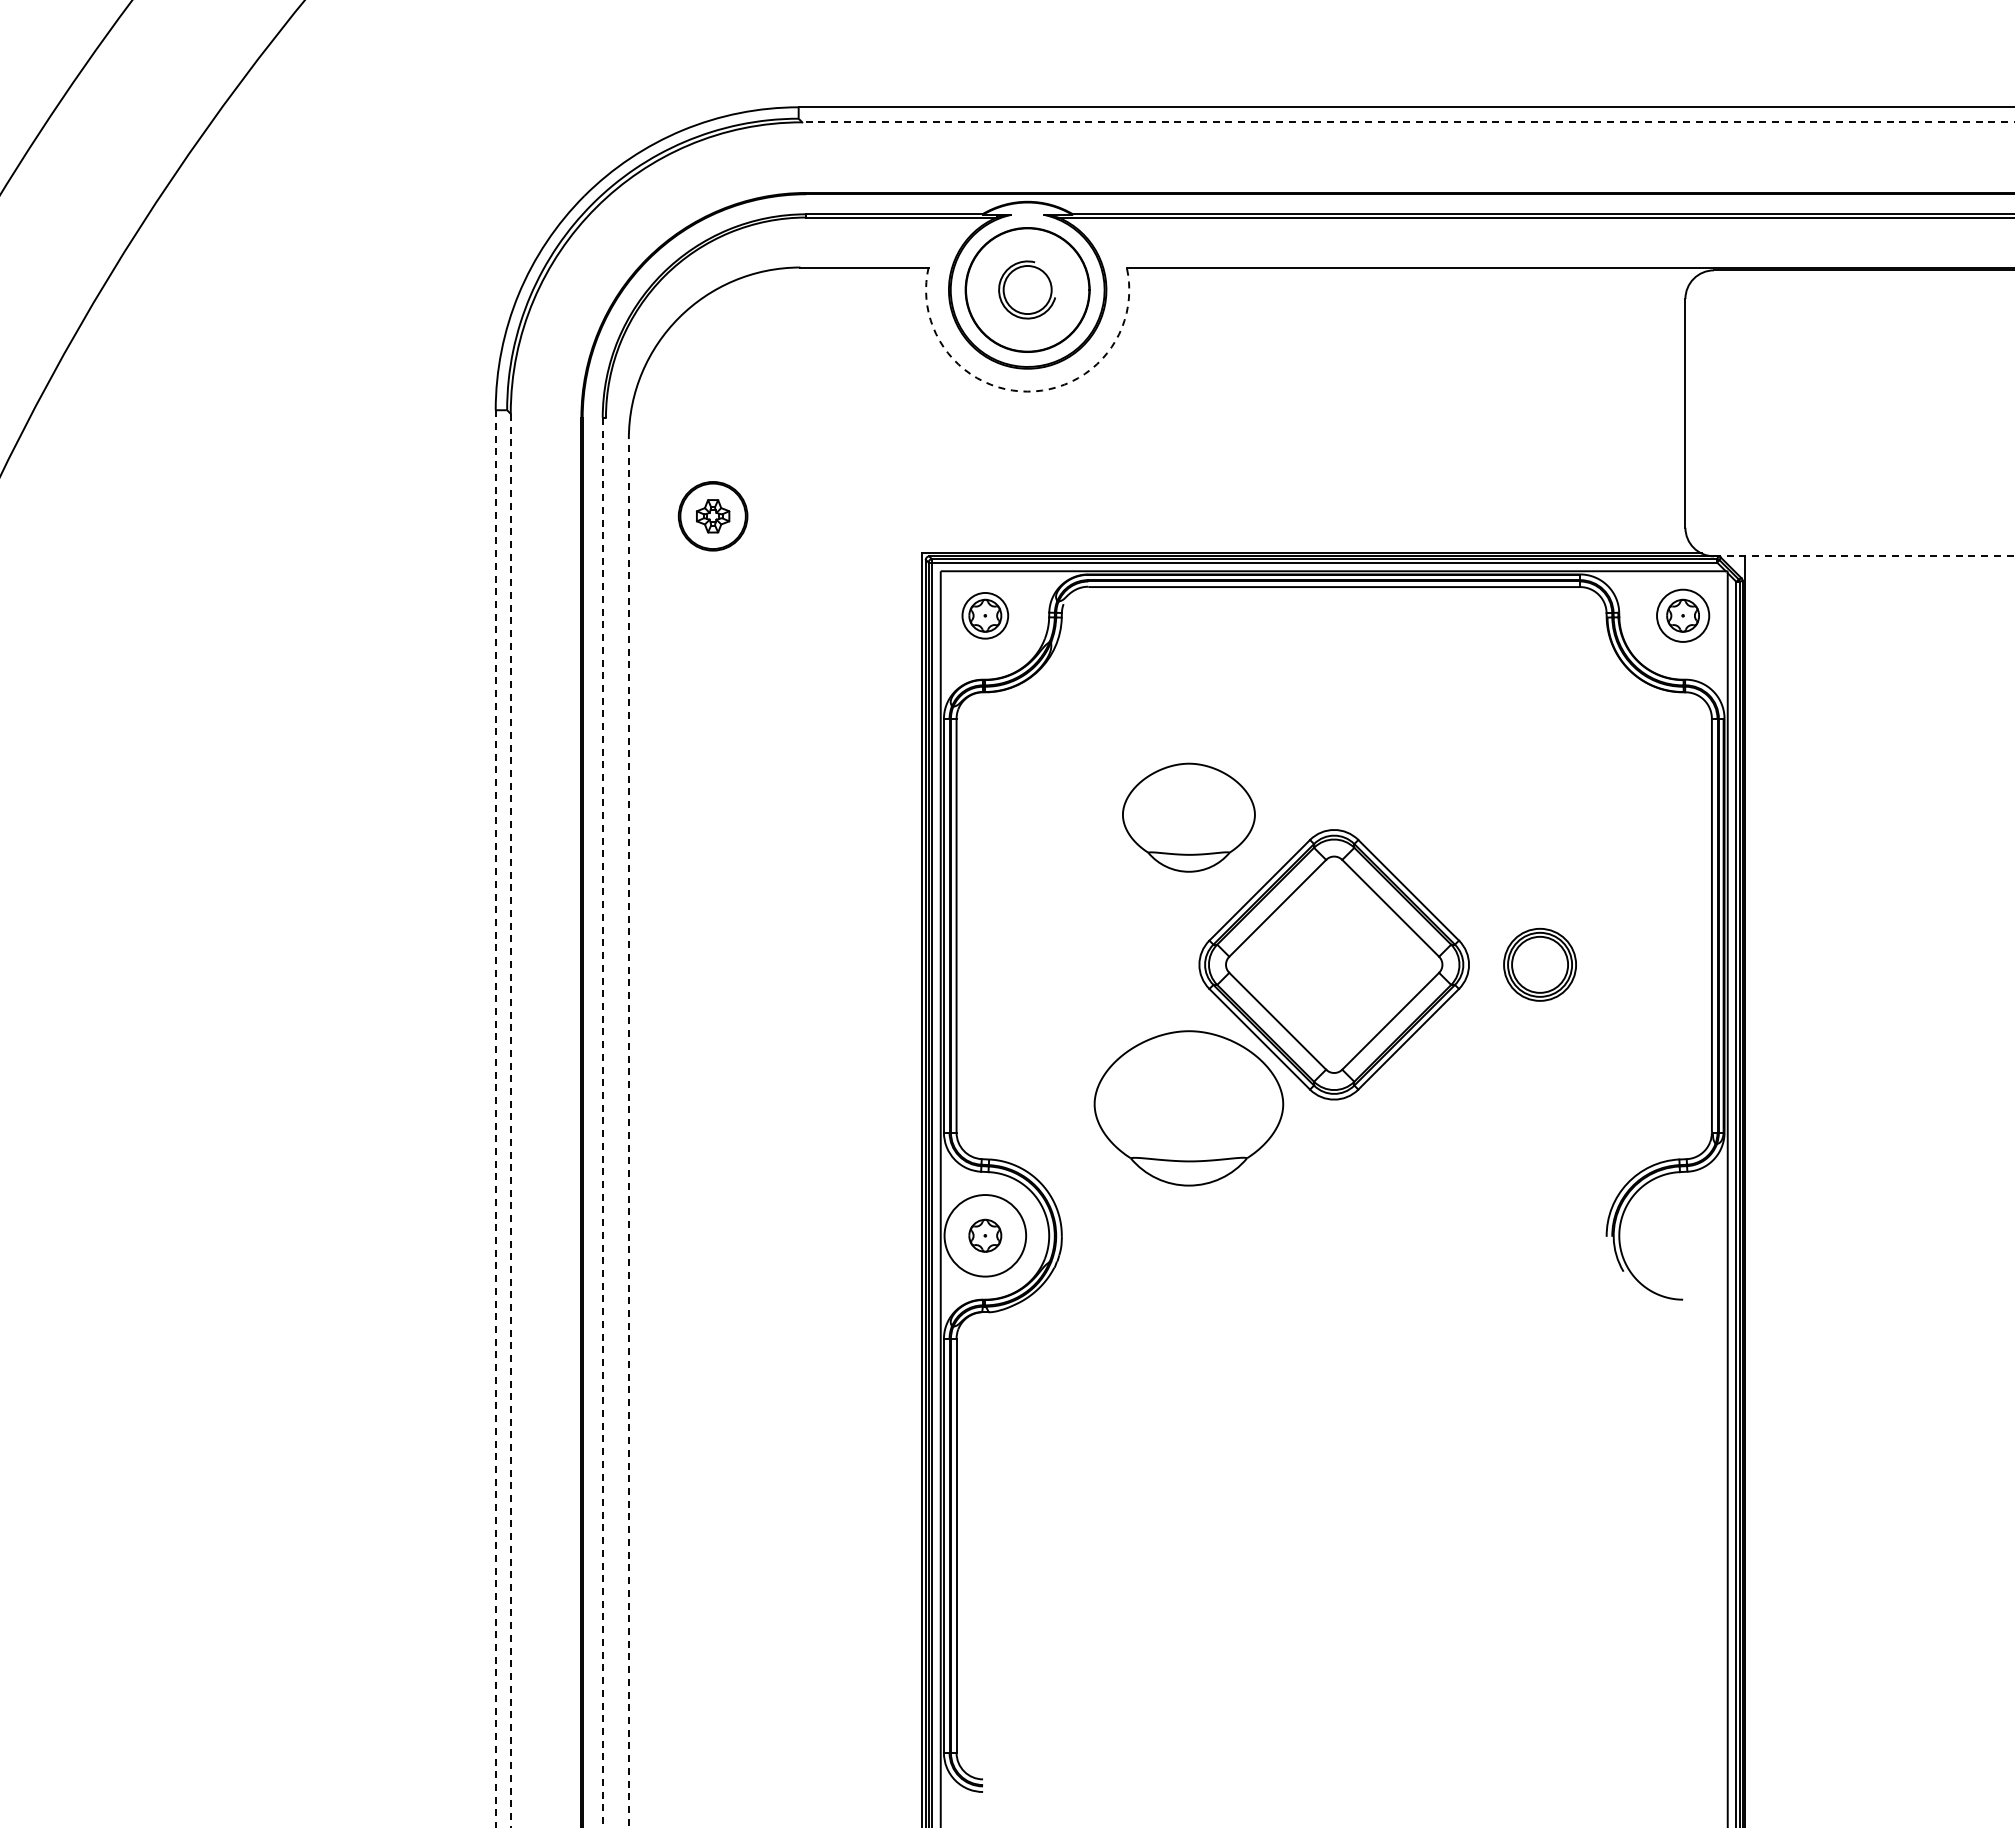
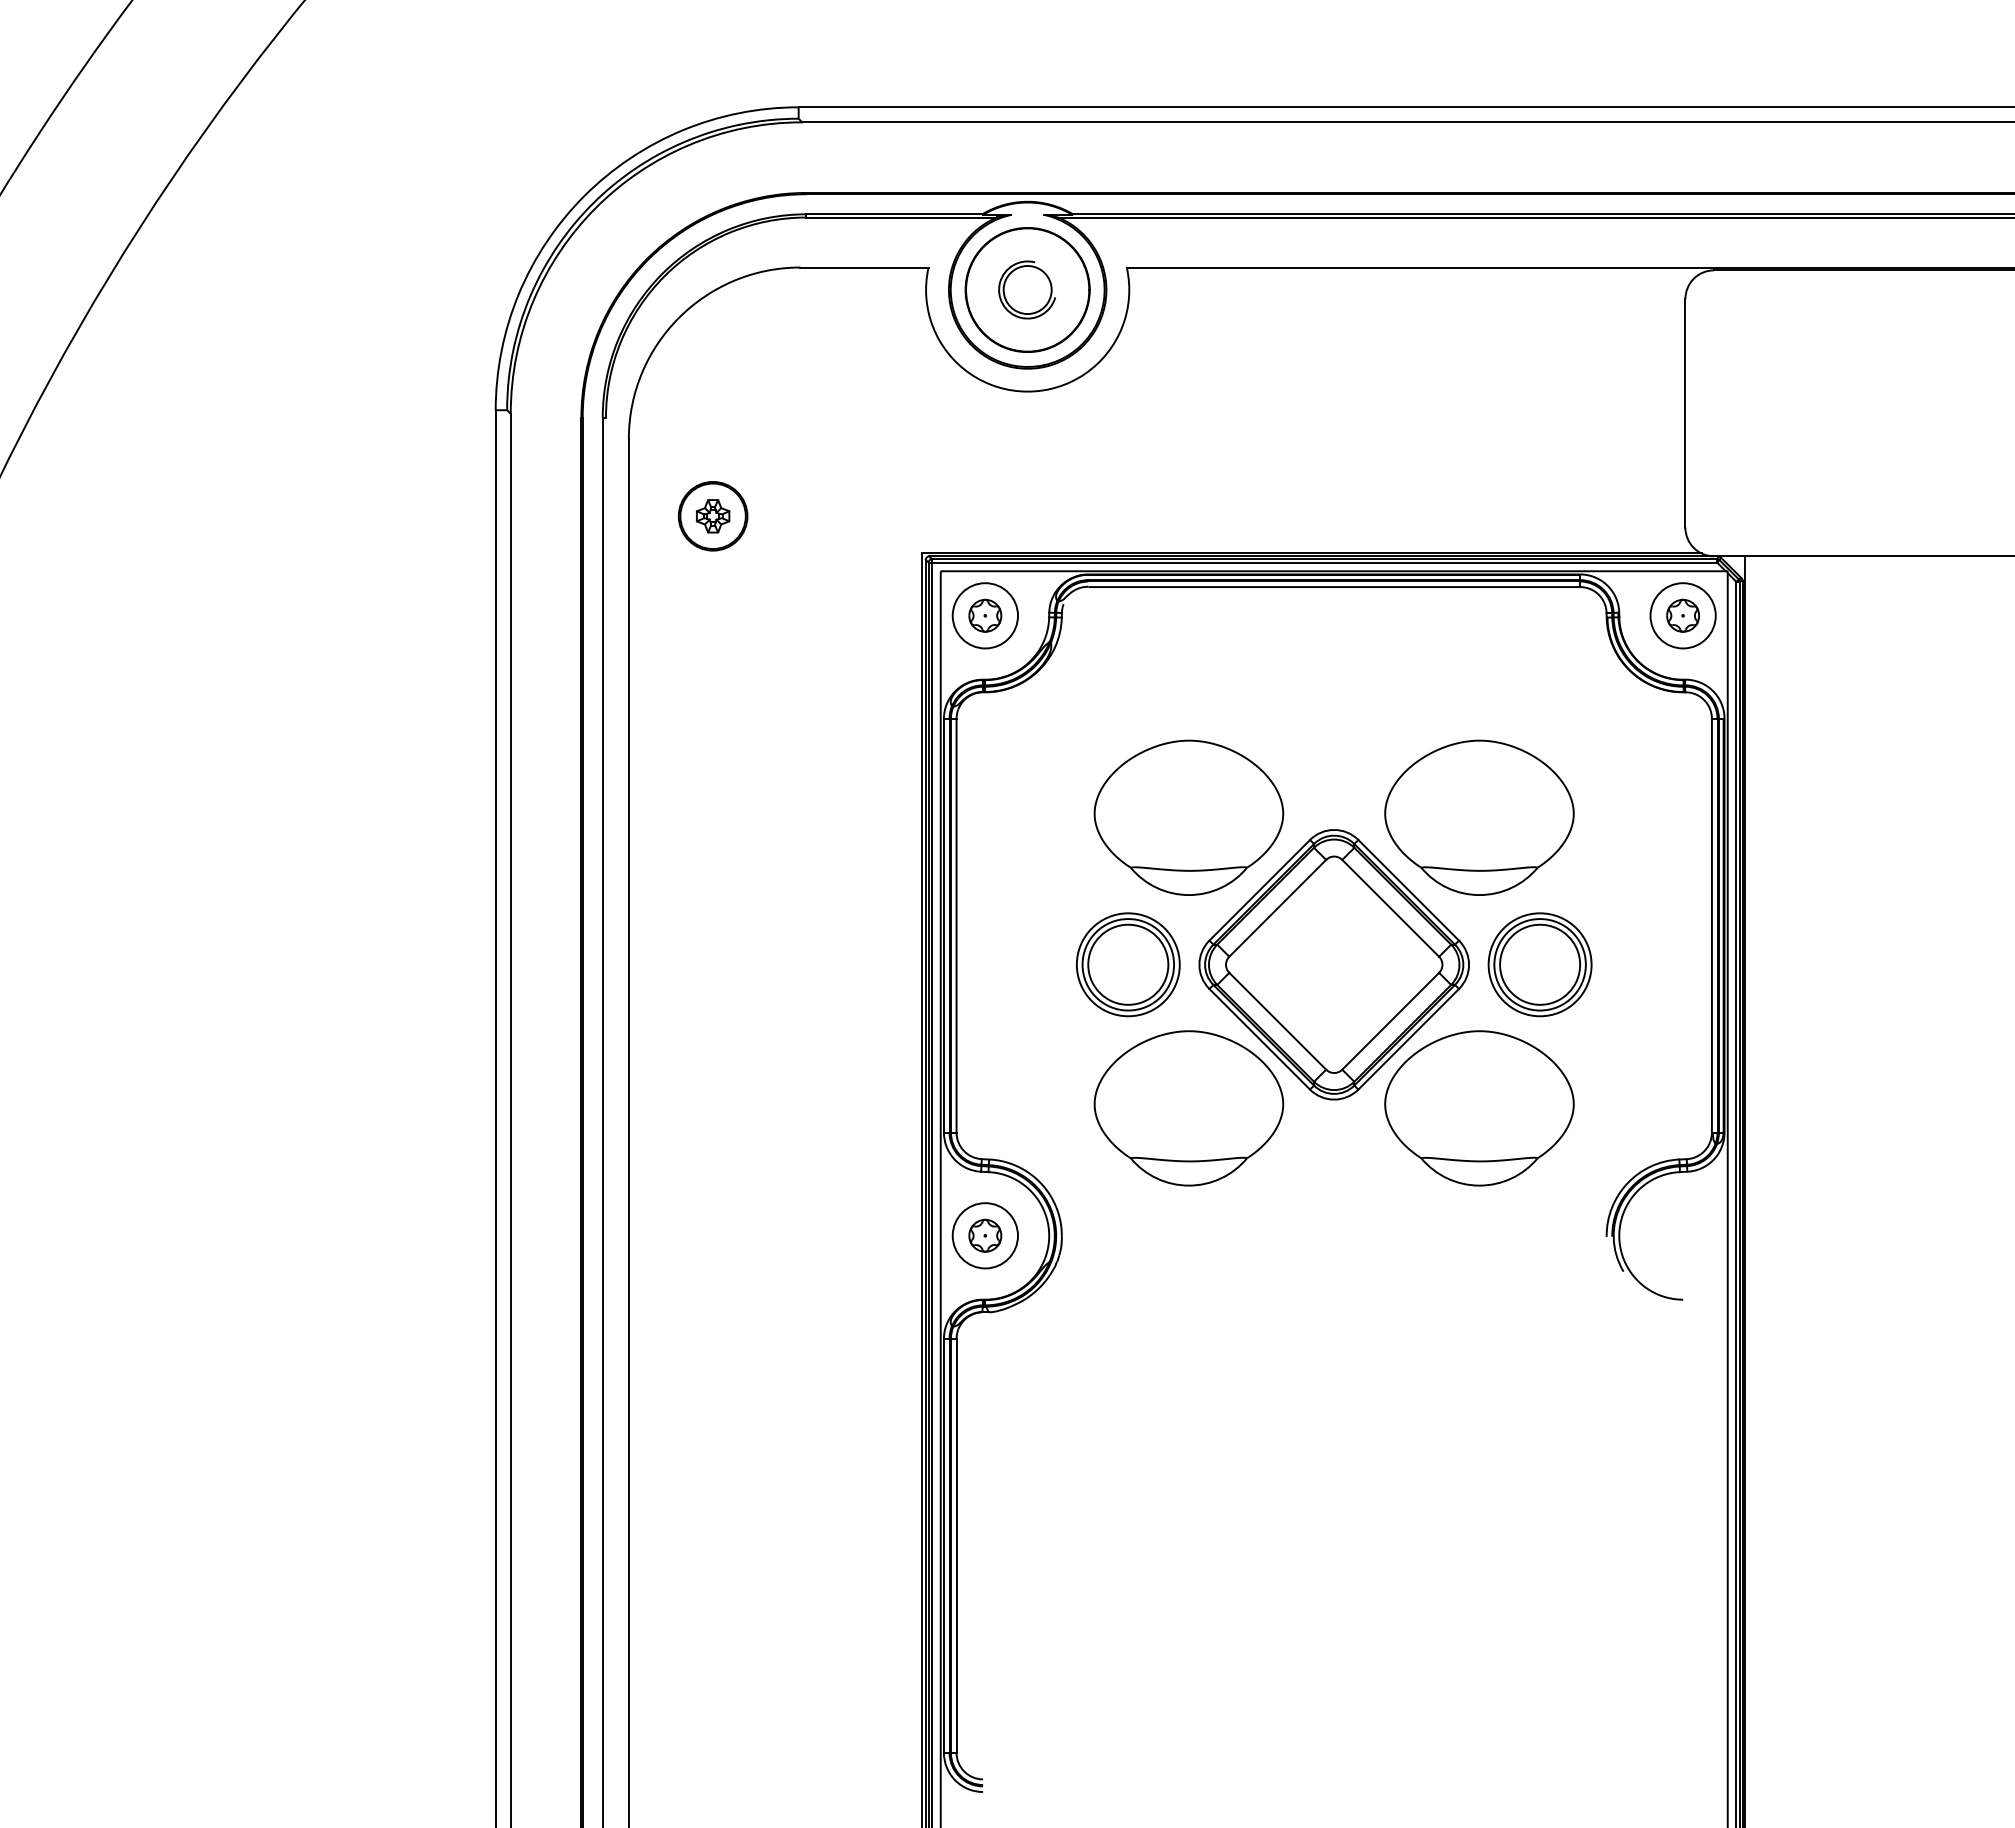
line: dashed -> solid (1408, 122)
arc: dashed -> solid (1027, 391)
line: dashed -> solid (1864, 556)
circle diameter: 46 px -> 65 px (984, 615)
circle diameter: 52 px -> 65 px (1682, 615)
part size: 134x111 px -> 192x157 px (1188, 817)
part: none -> present (1479, 817)
part: none -> present (1128, 964)
part size: 74x75 px -> 106x106 px (1539, 964)
part: none -> present (1479, 1108)
line: dashed -> solid (495, 1118)
line: dashed -> solid (510, 1120)
line: dashed -> solid (602, 1122)
line: dashed -> solid (628, 1132)
circle diameter: 82 px -> 65 px (984, 1235)
